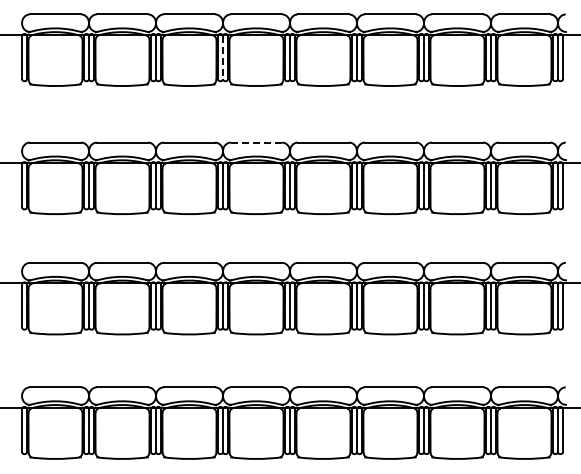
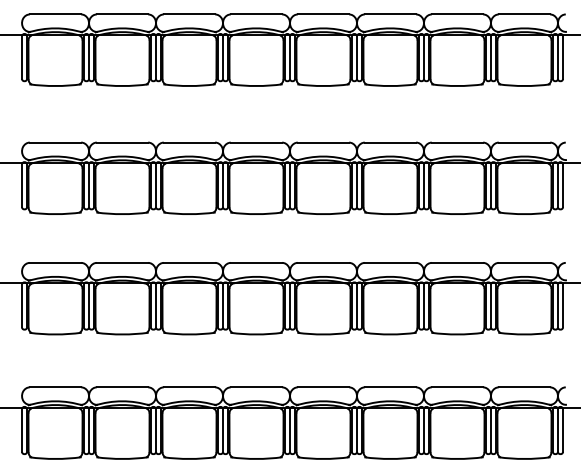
line: dashed -> solid (223, 58)
line: dashed -> solid (256, 142)
